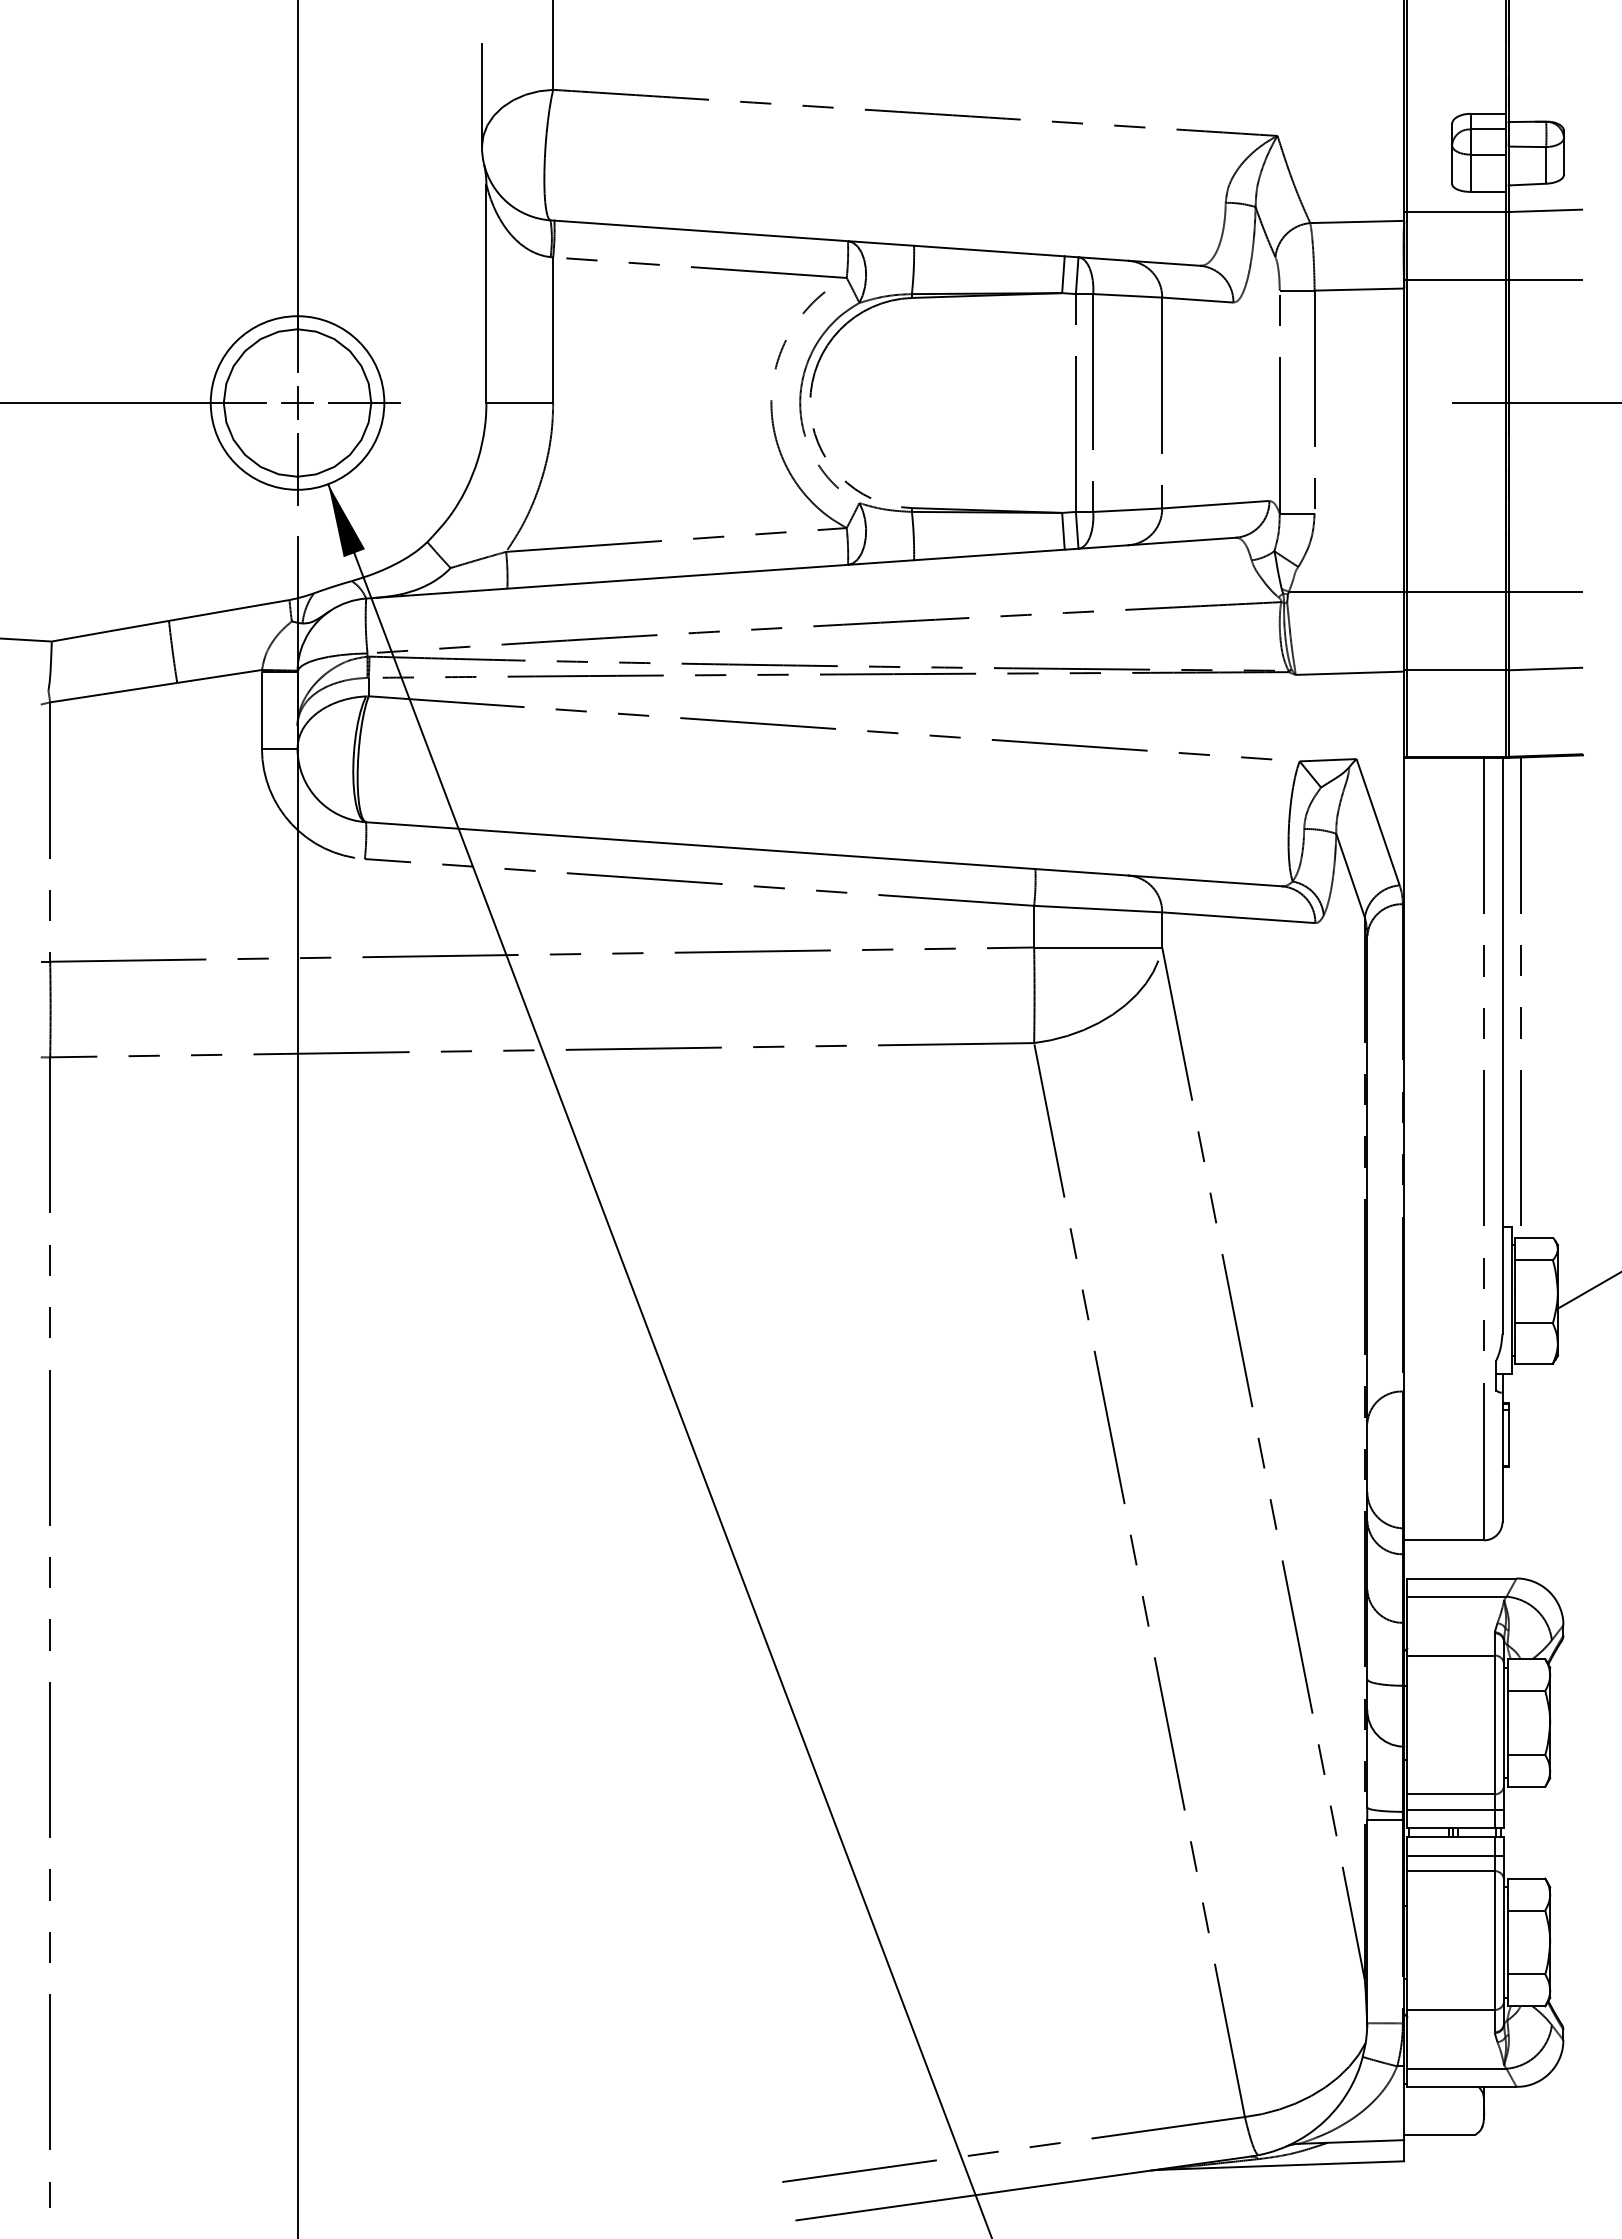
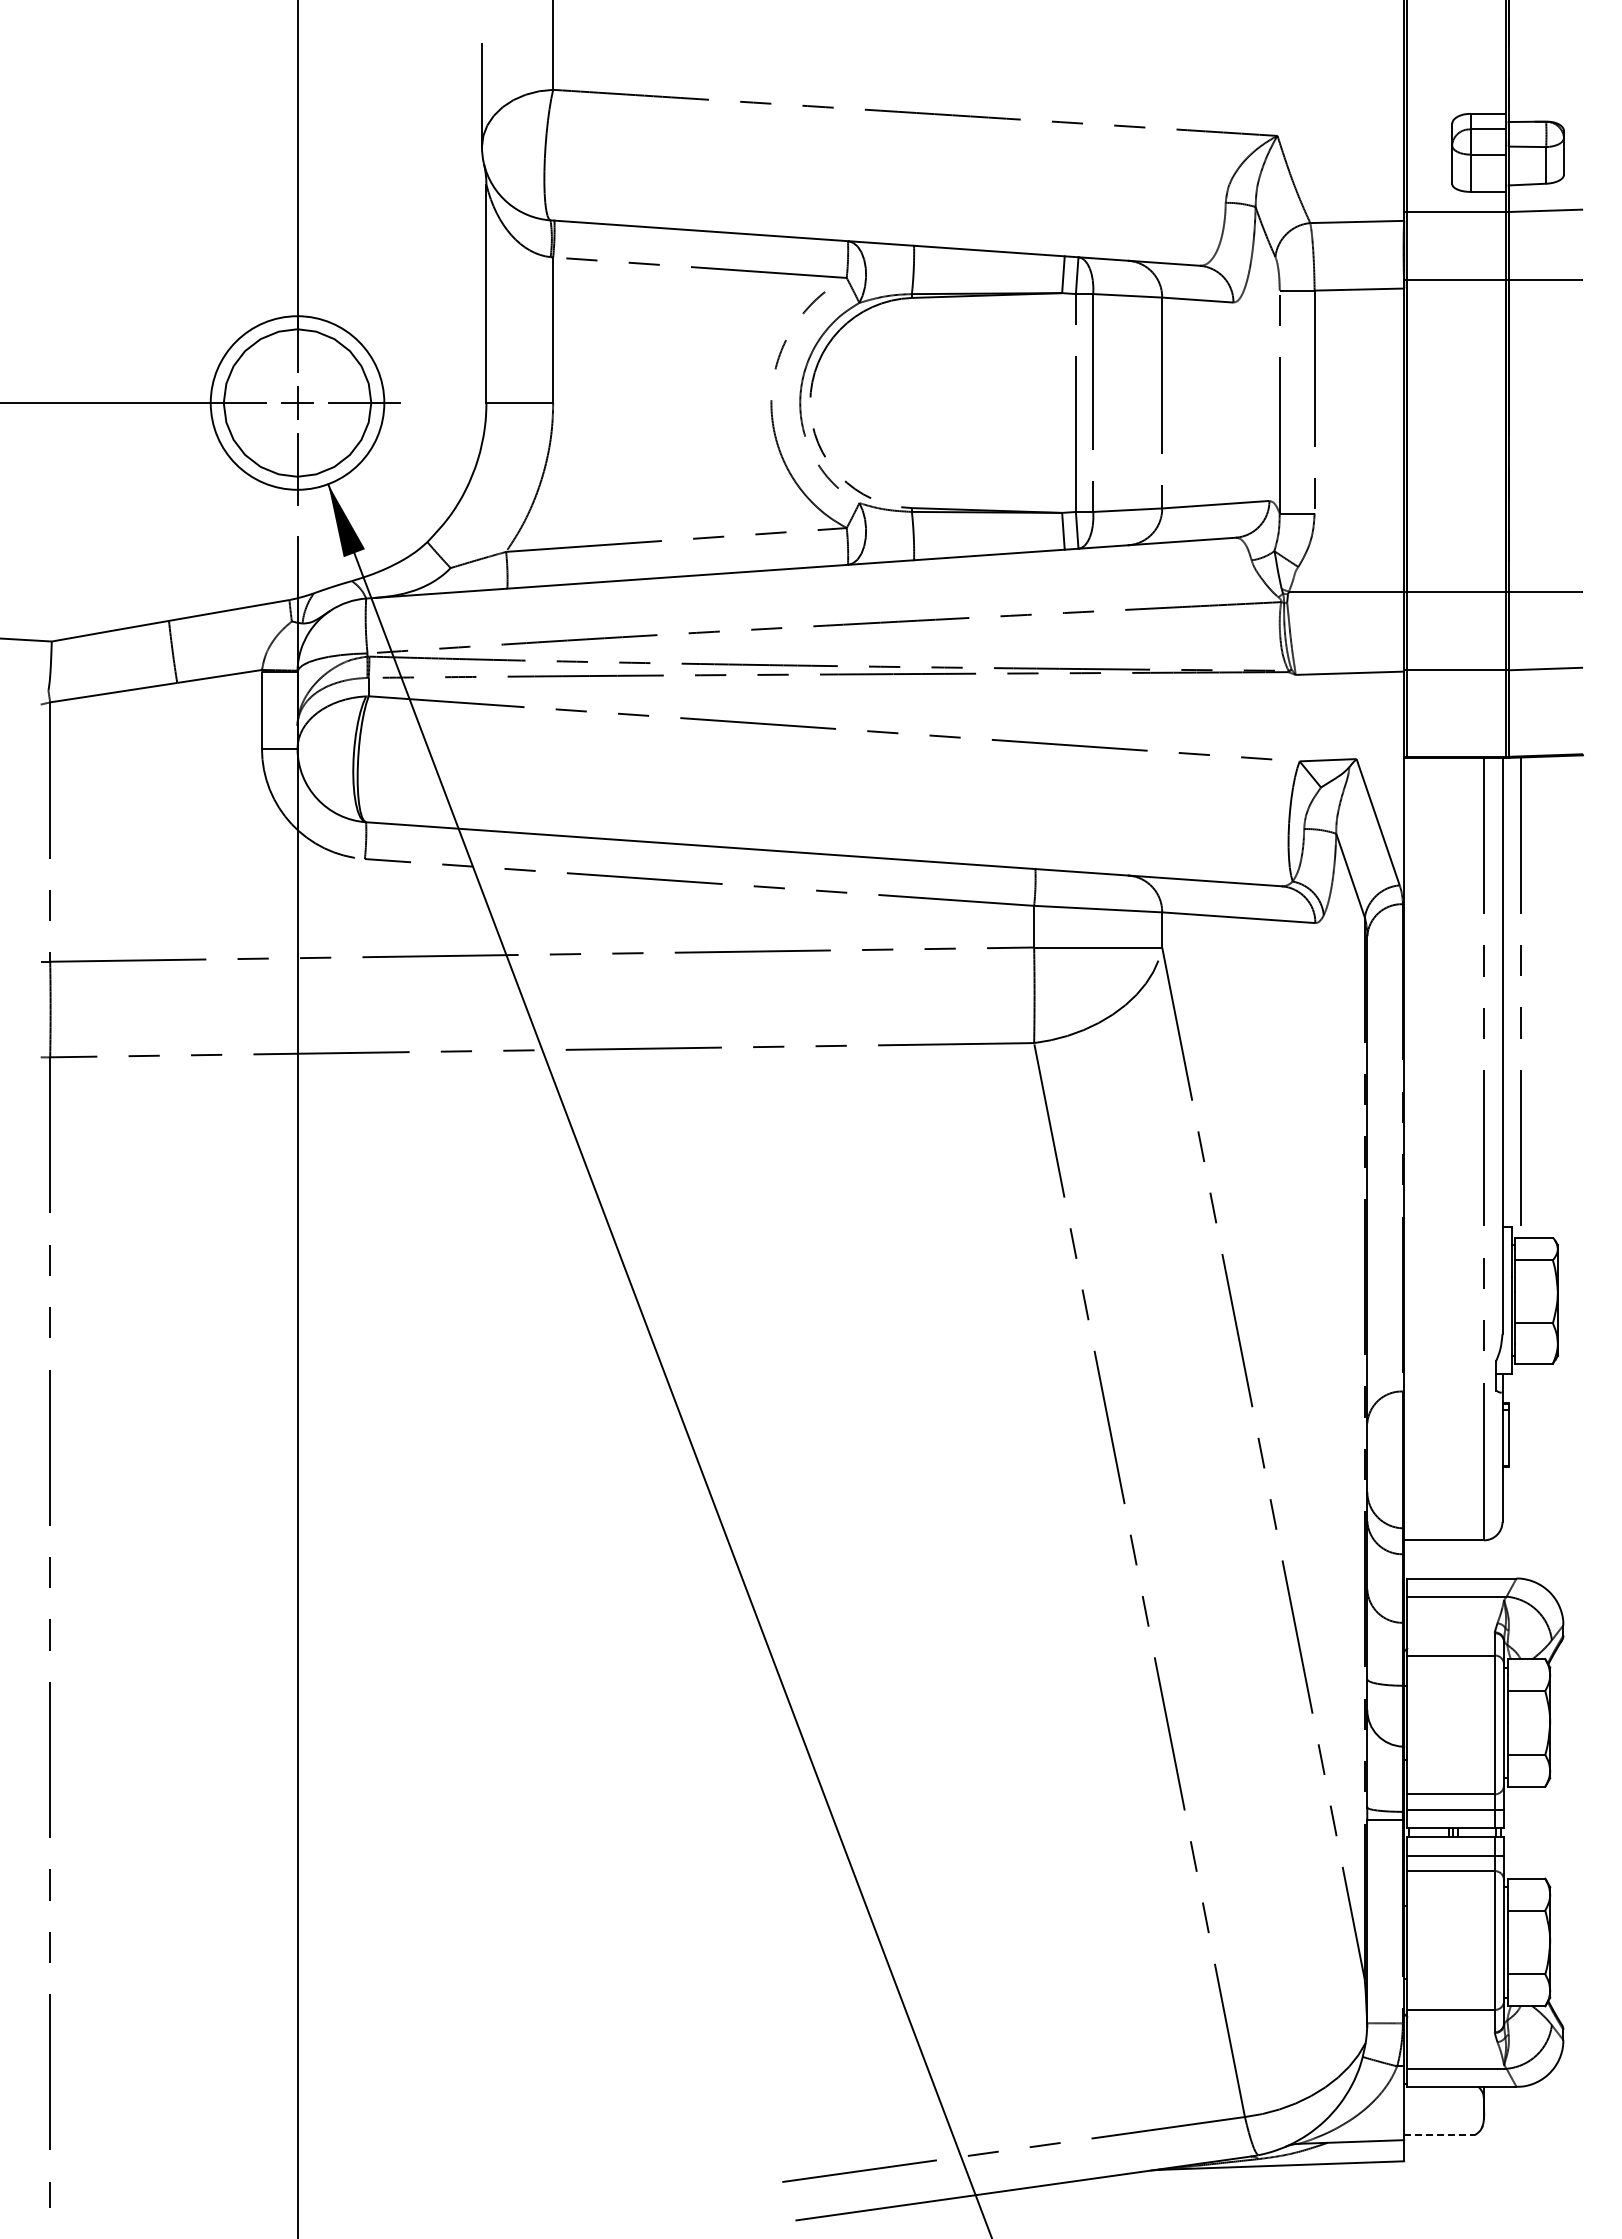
line: present -> none (1535, 403)
line: present -> none (1587, 1290)
line: solid -> dashed (1440, 2135)
